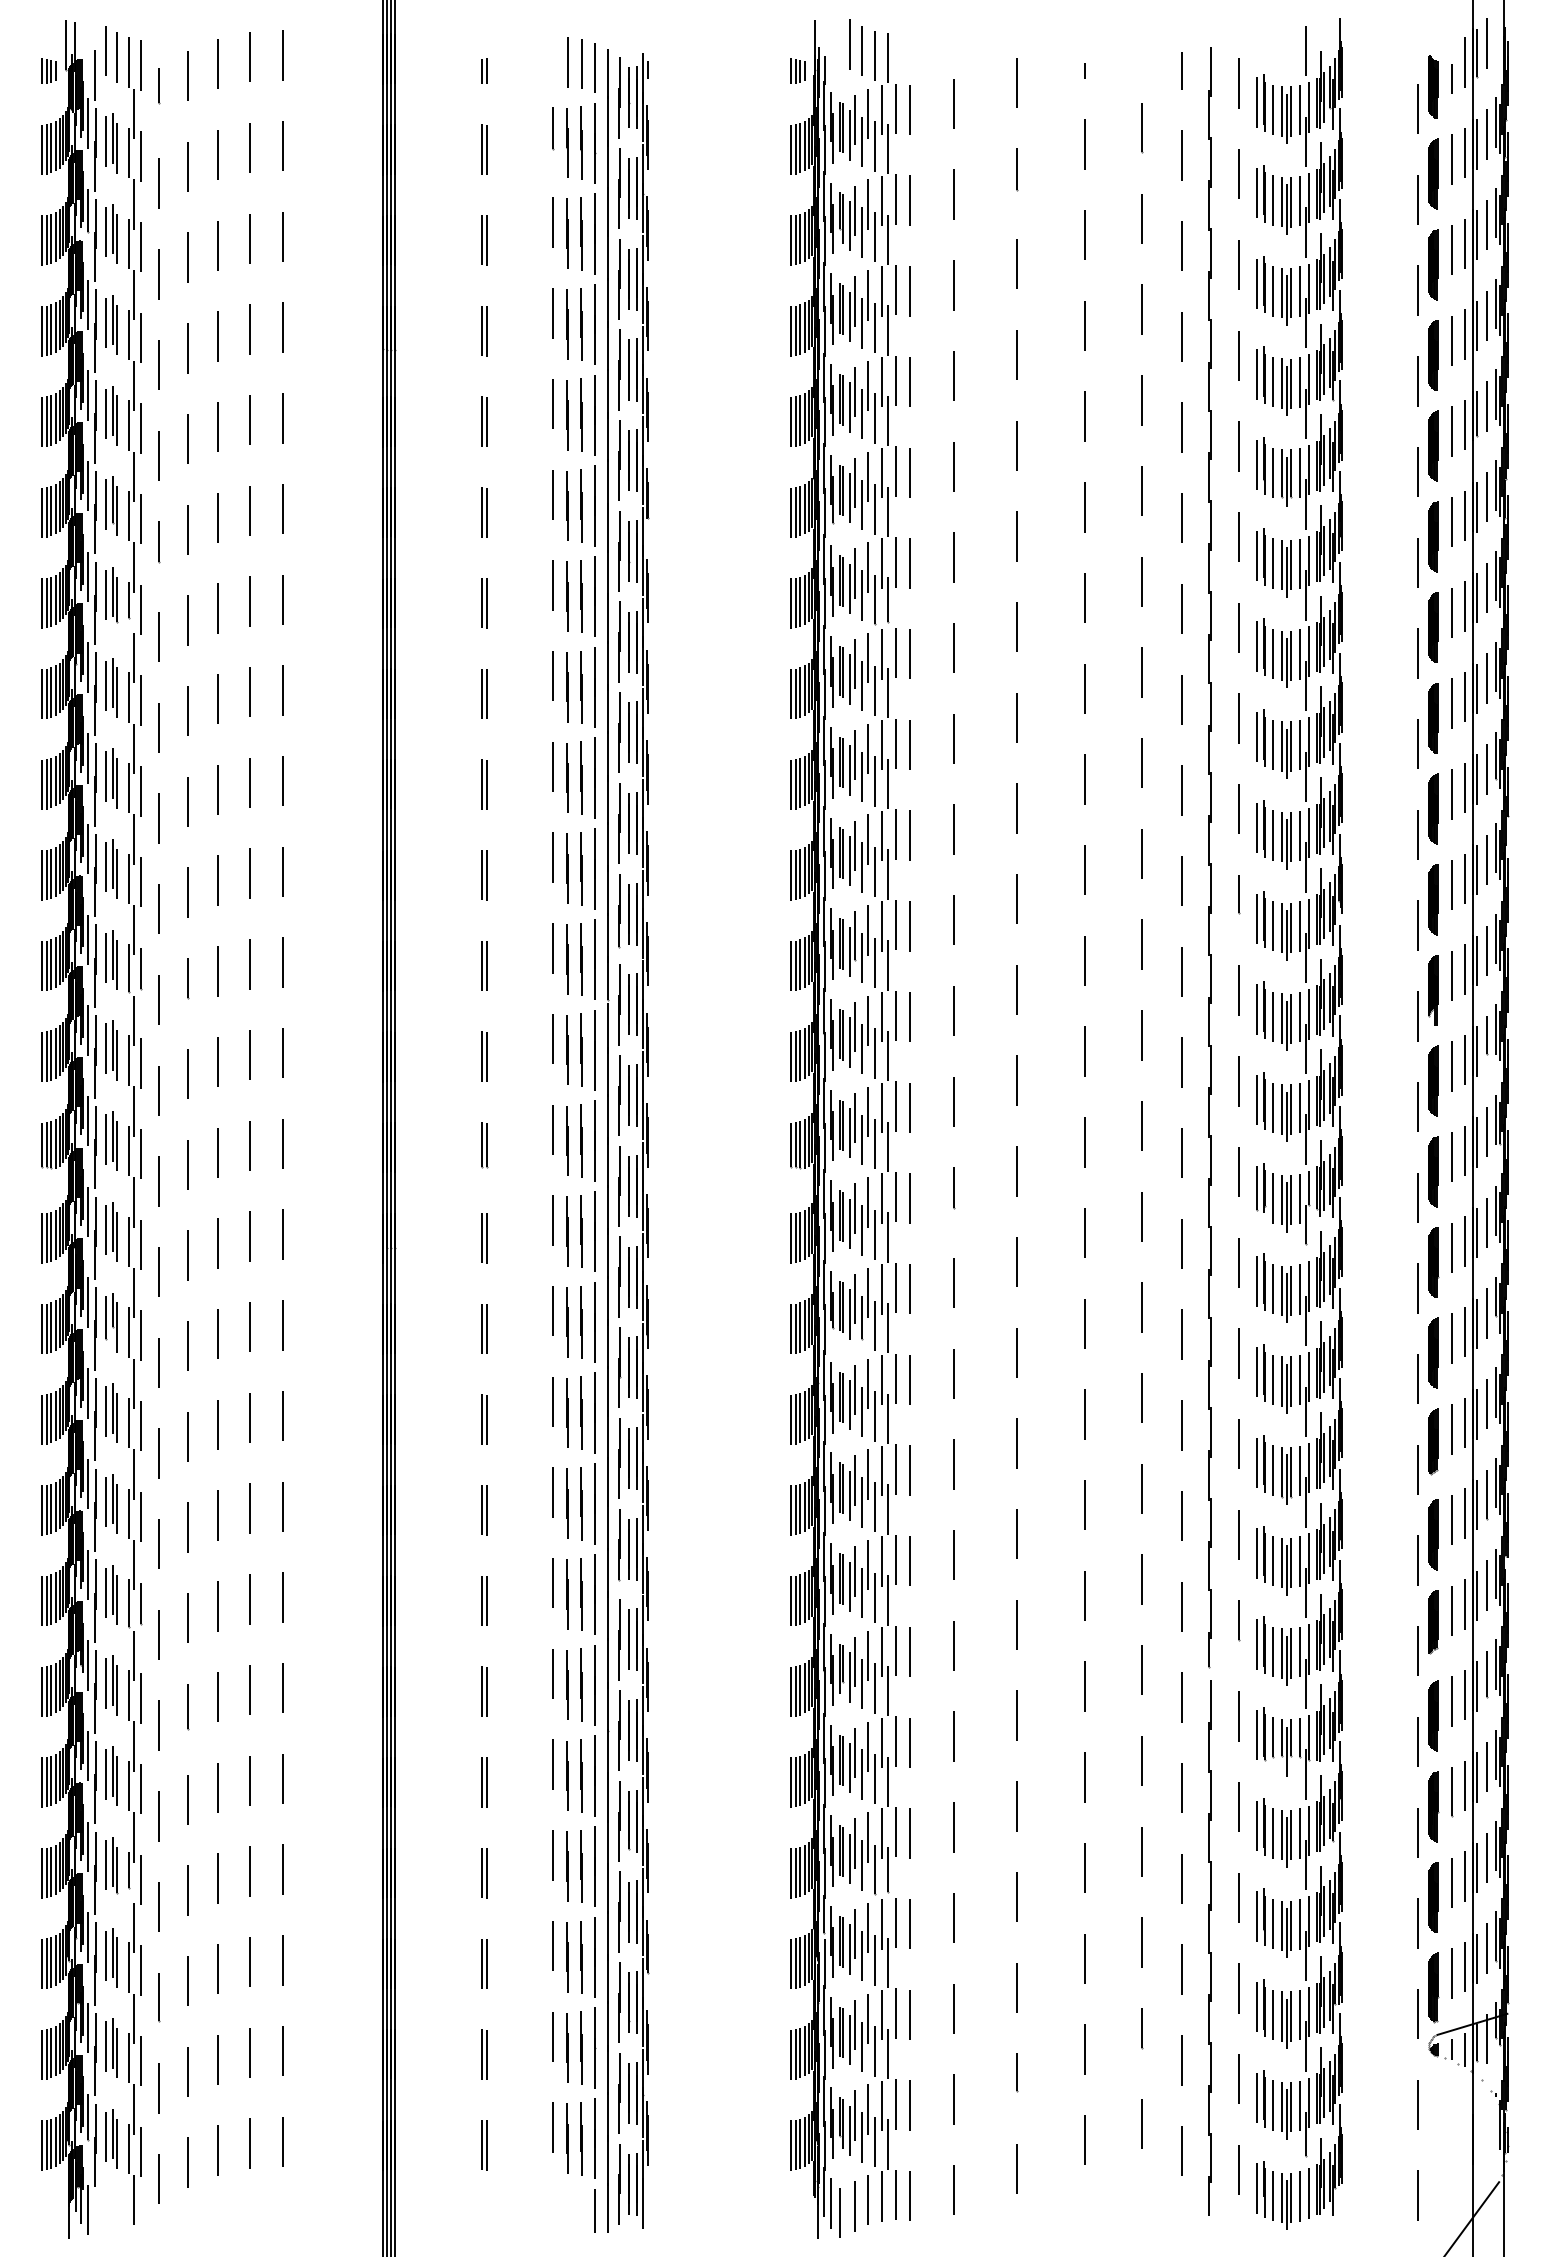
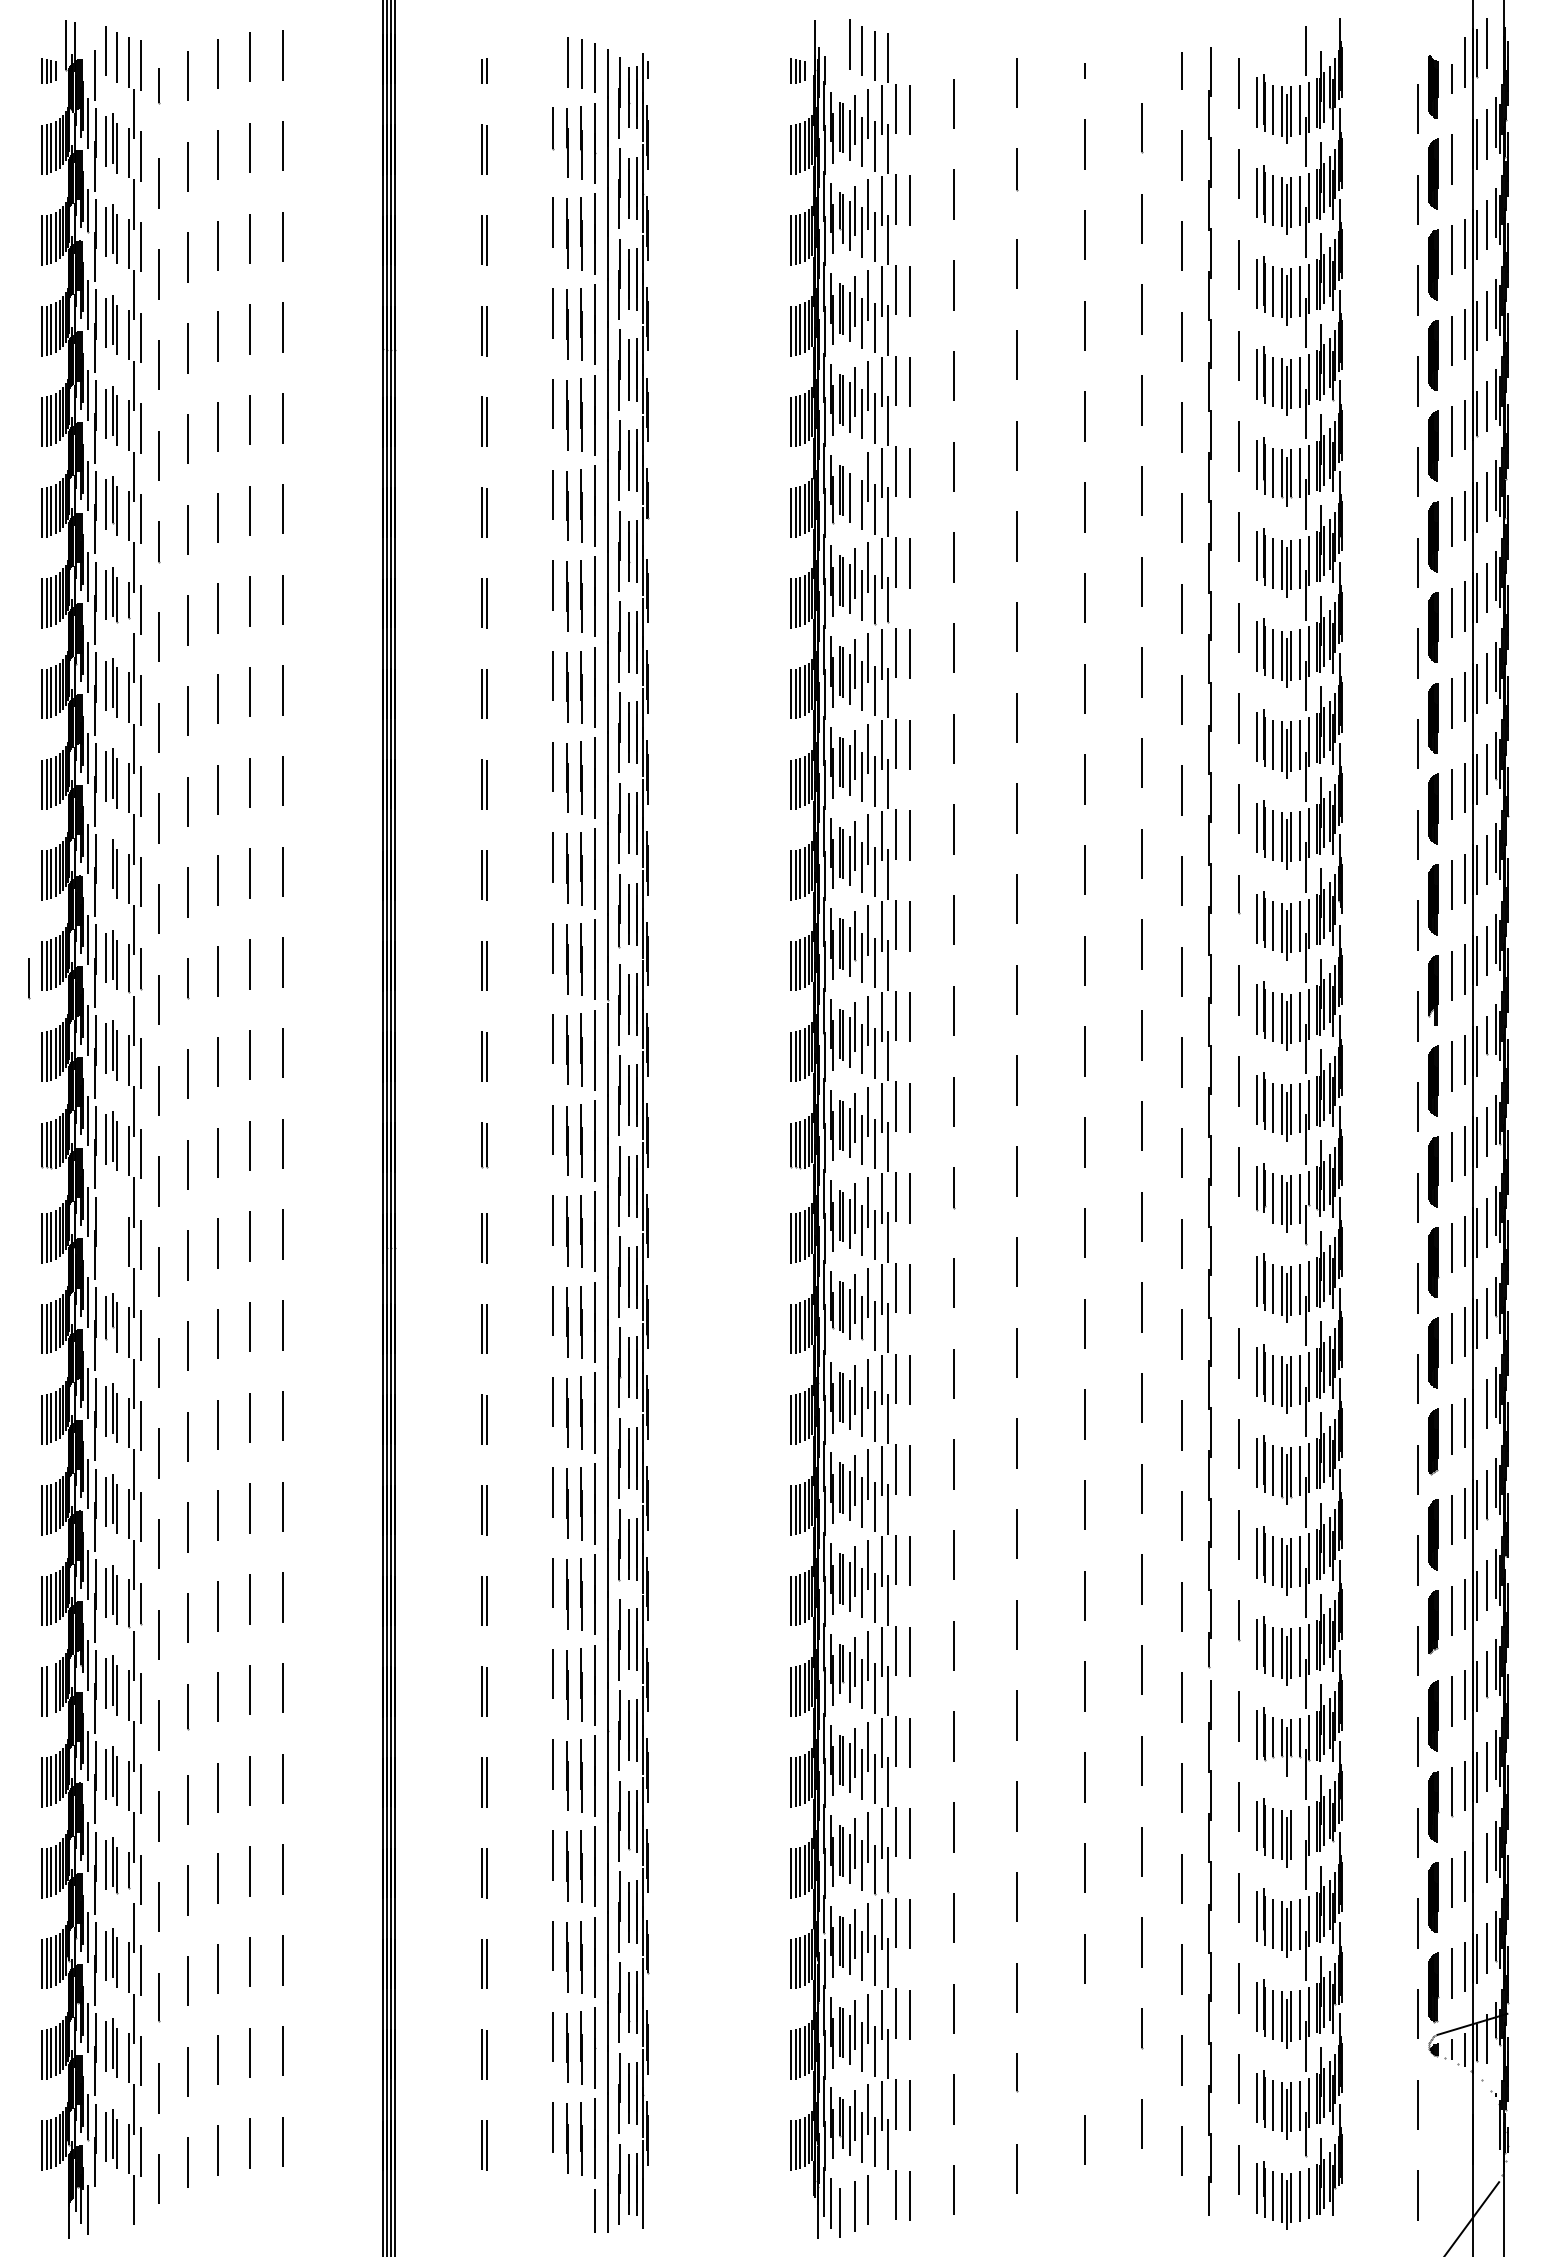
line: present -> none (1464, 152)
line: present -> none (854, 482)
line: present -> none (105, 867)
line: none -> present (29, 978)
part: present -> none (111, 1231)
line: present -> none (1238, 1262)
line: present -> none (1476, 1414)
line: present -> none (51, 1690)
line: present -> none (1300, 1833)
line: present -> none (1476, 1867)
line: present -> none (1085, 2049)
line: present -> none (881, 2196)
